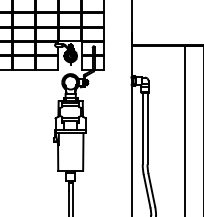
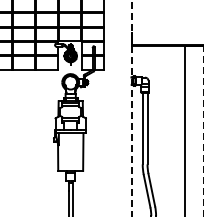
line: solid -> dashed (131, 108)
line: solid -> dashed (203, 131)
